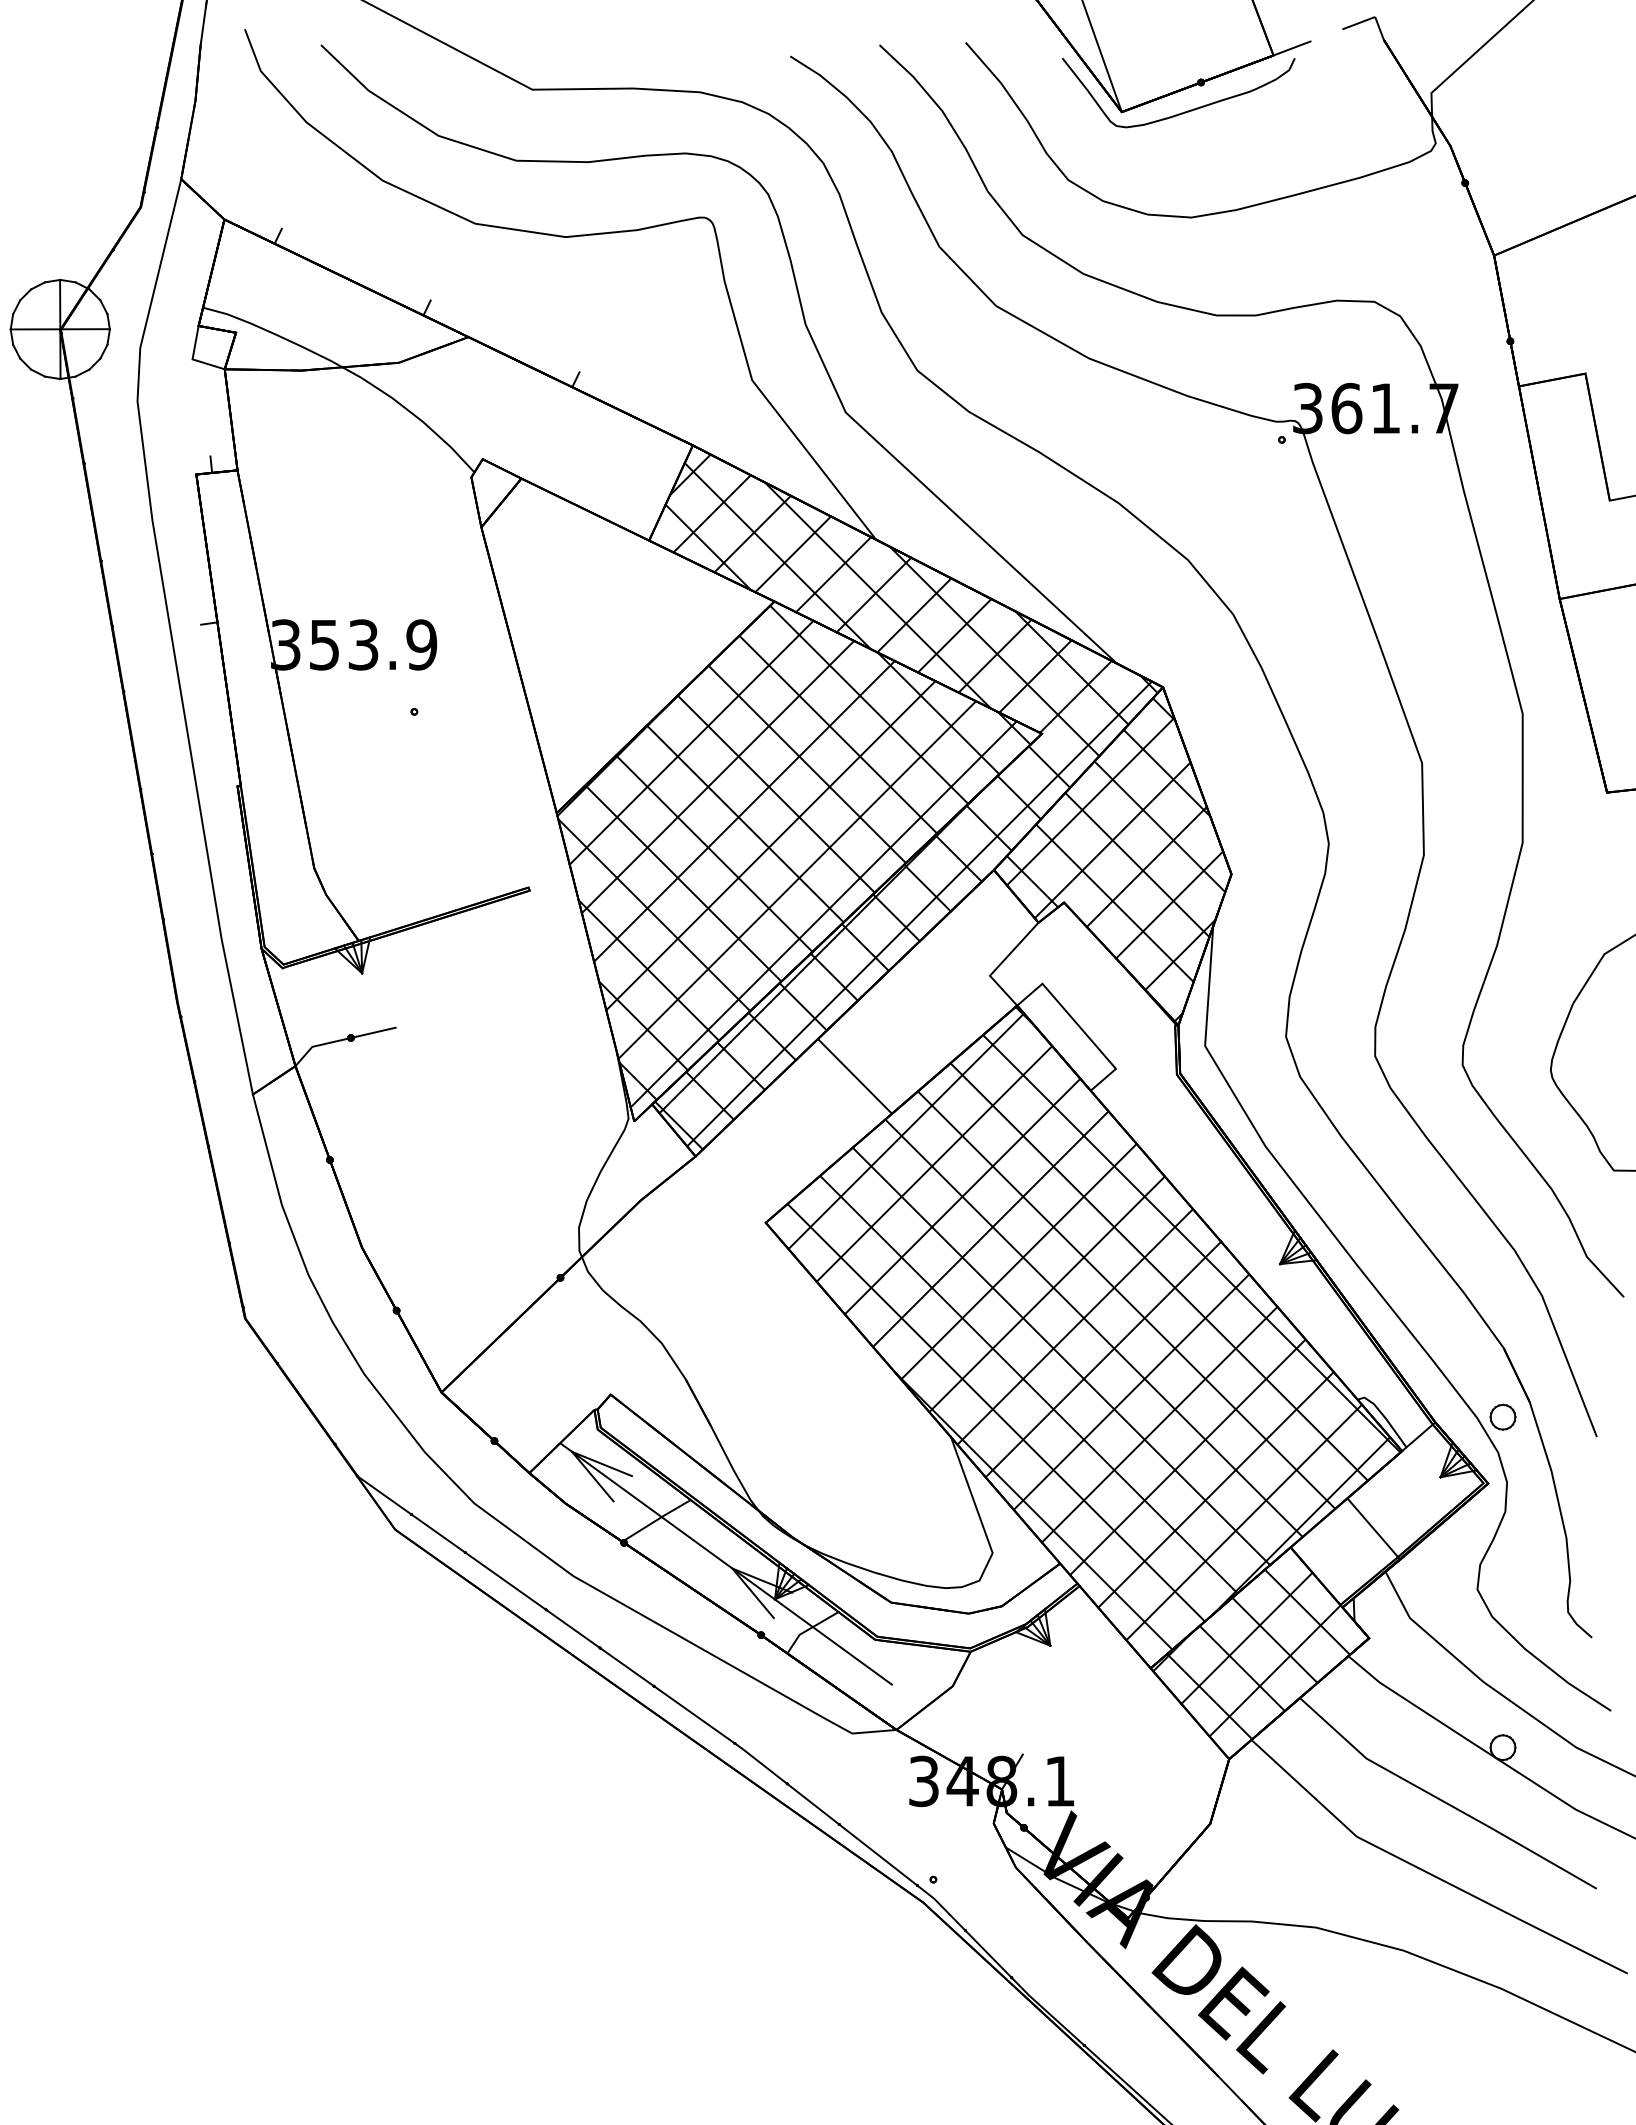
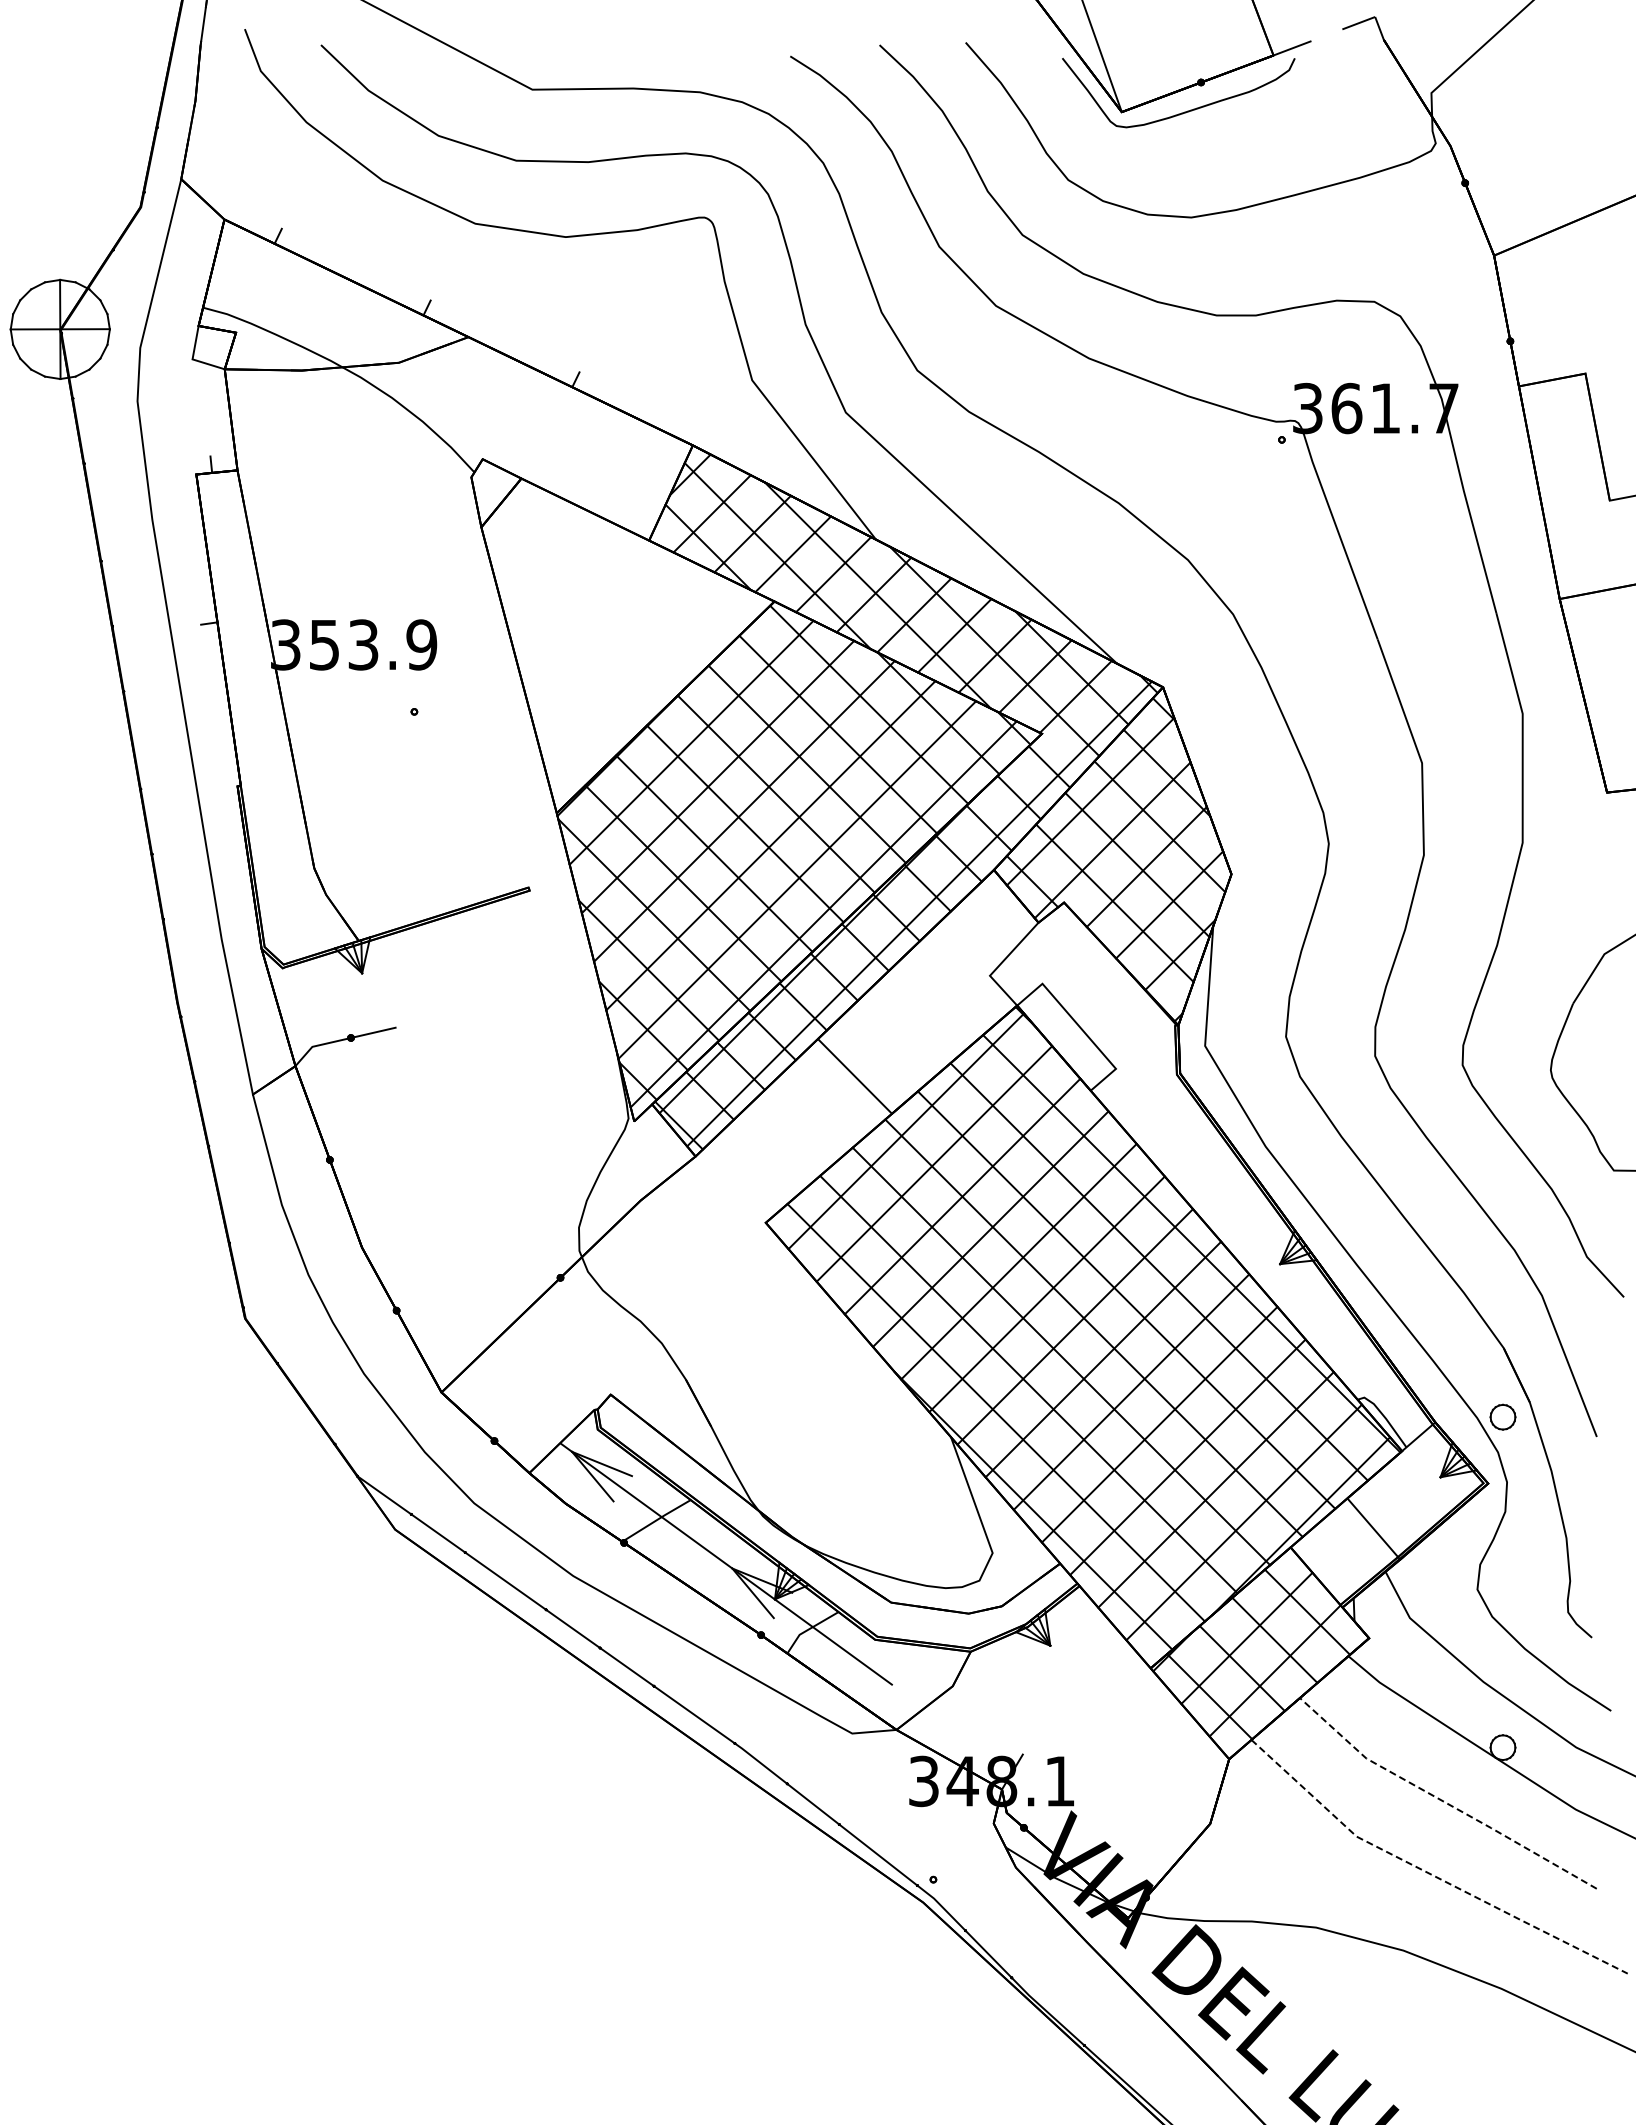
line: solid -> dashed (1442, 1800)
line: solid -> dashed (1428, 1872)
